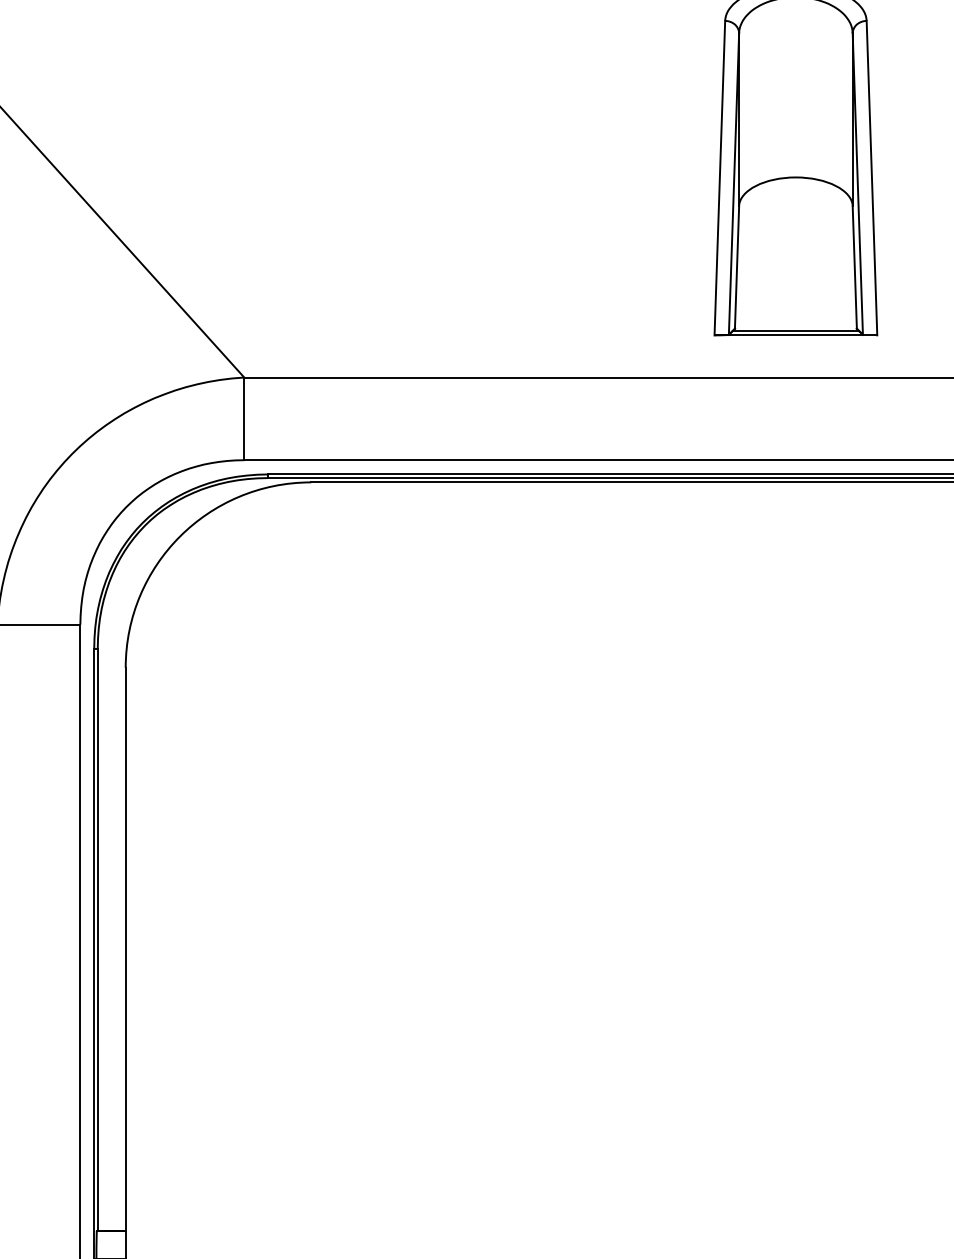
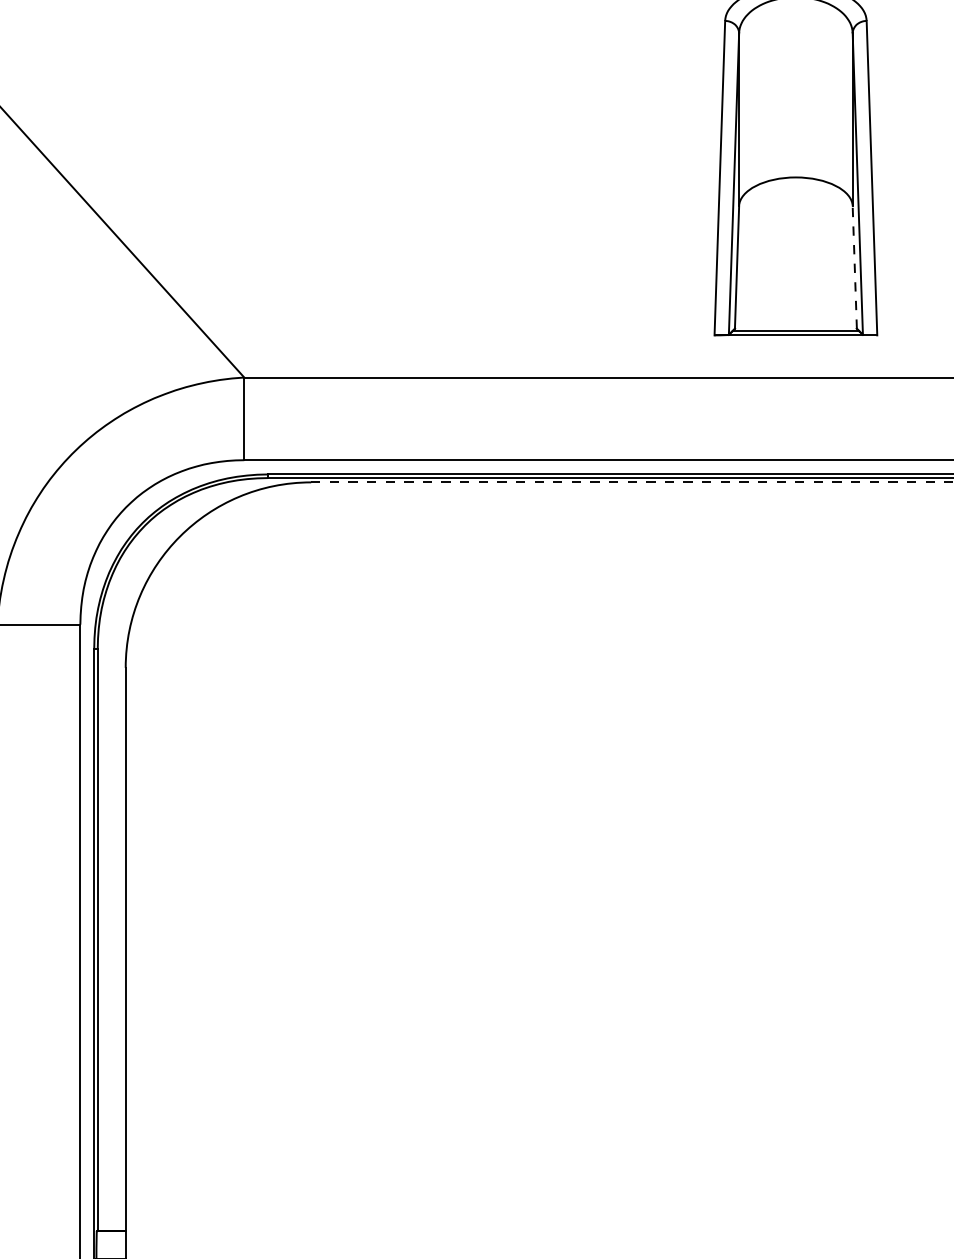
line: solid -> dashed (854, 267)
line: solid -> dashed (632, 482)
